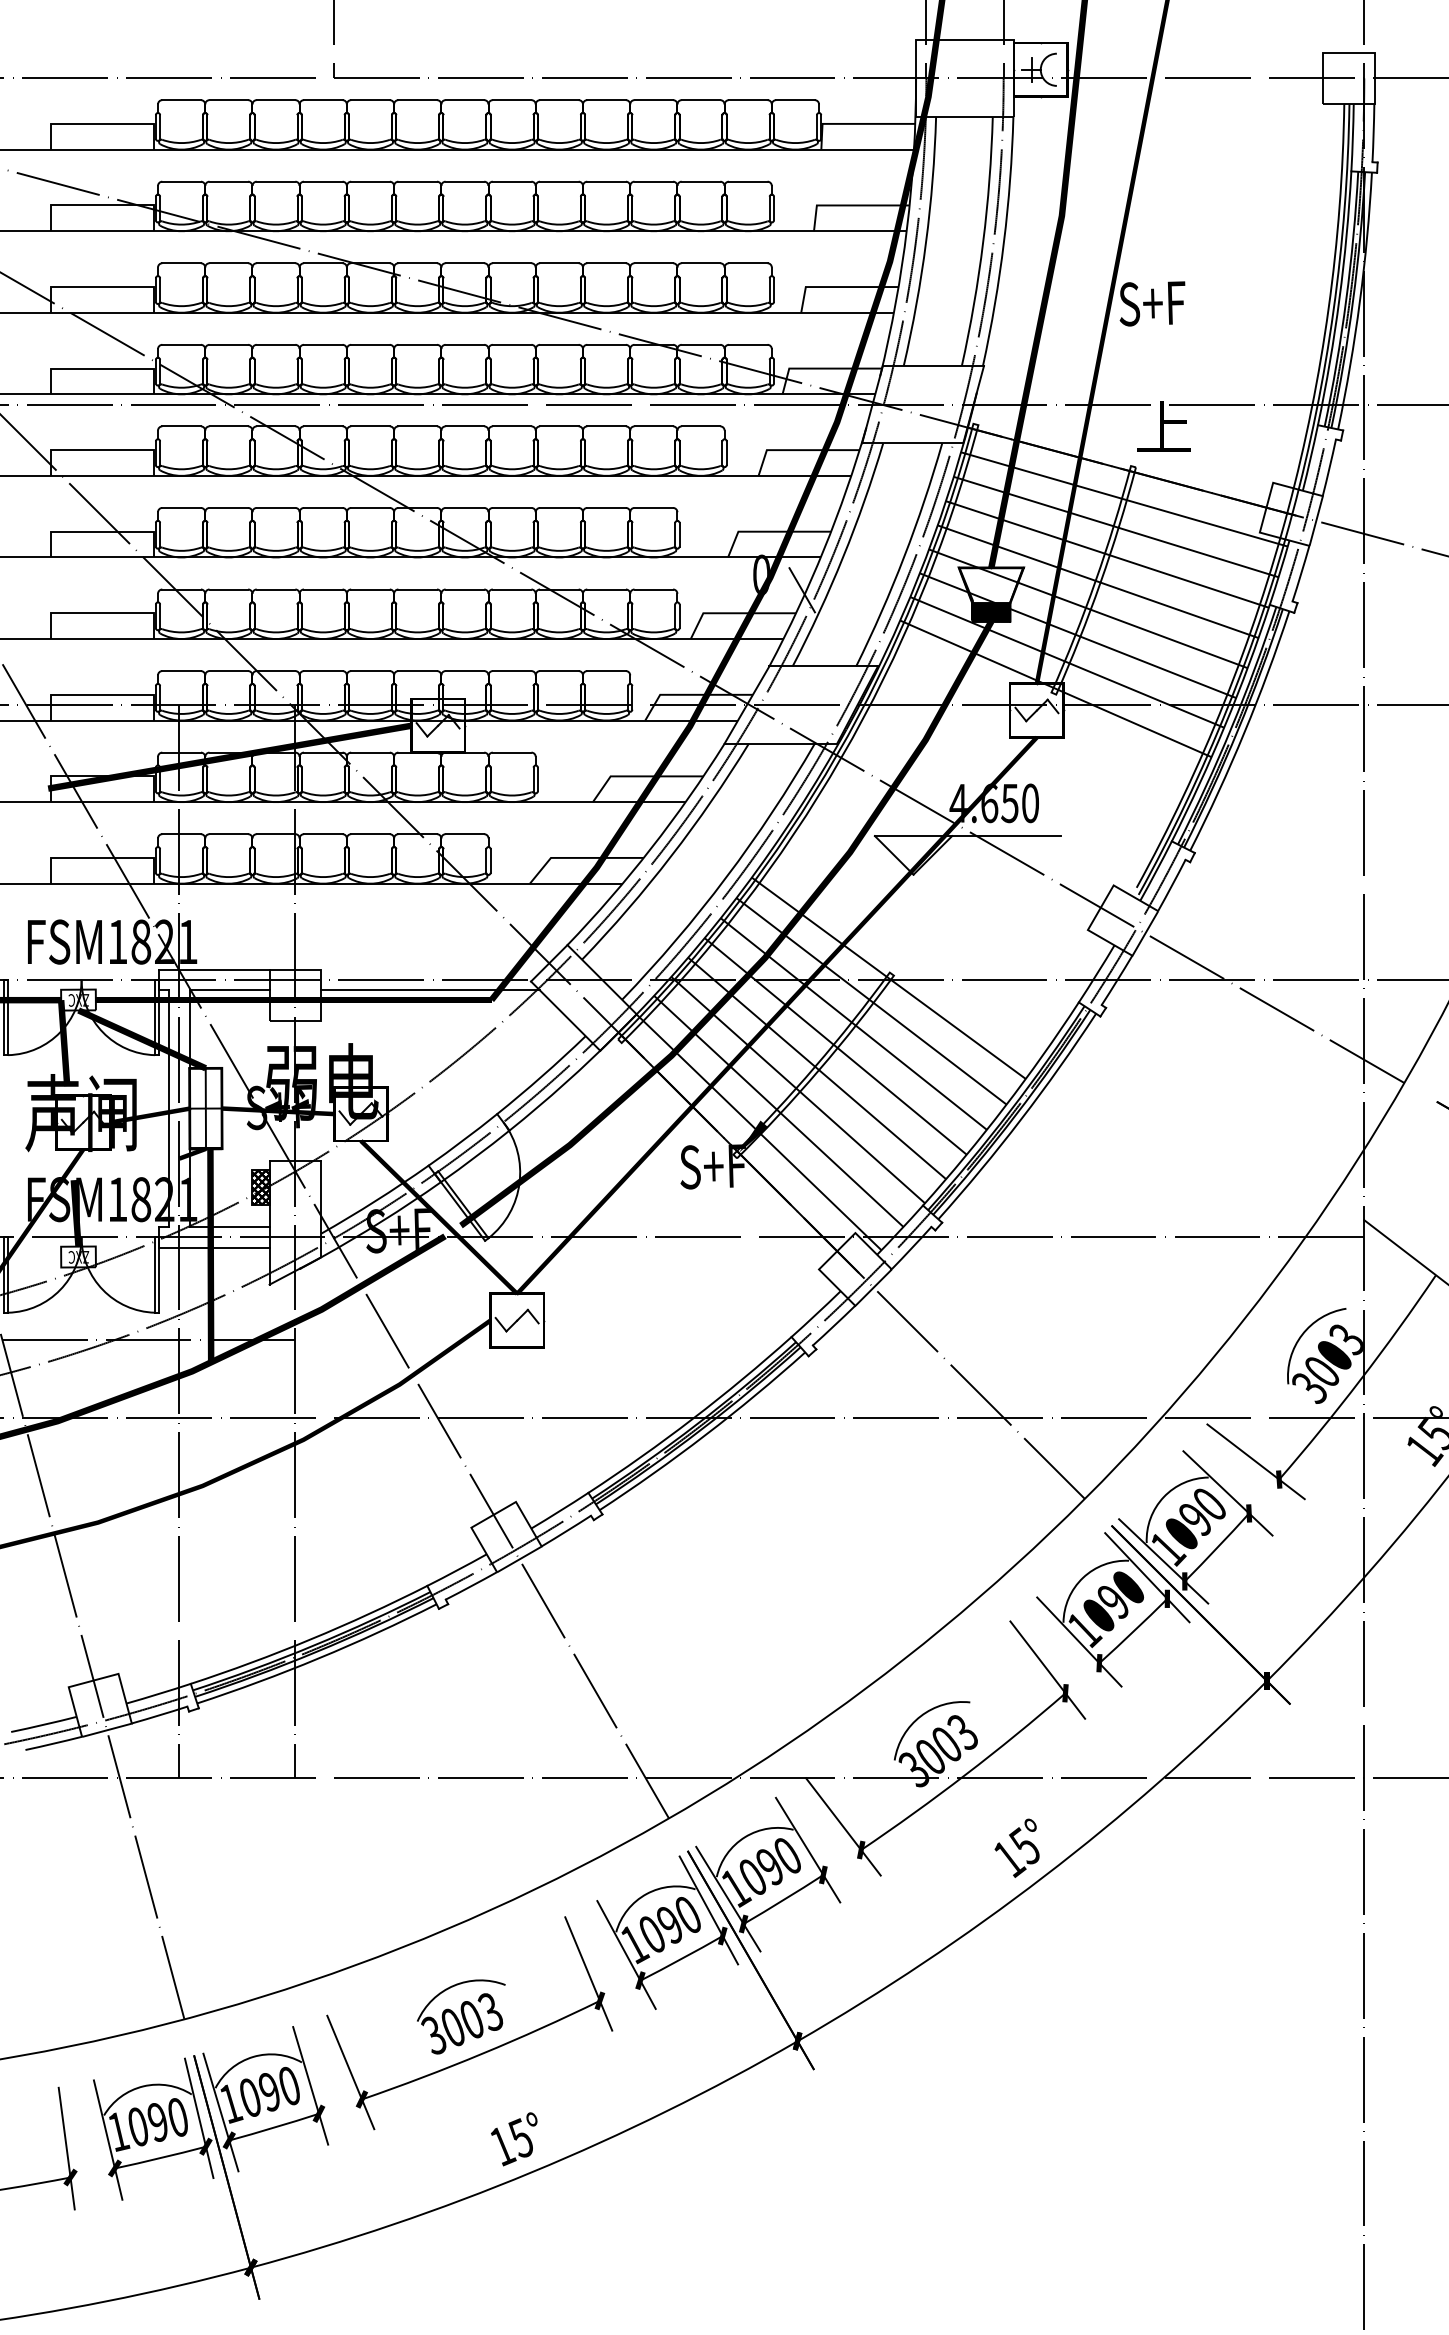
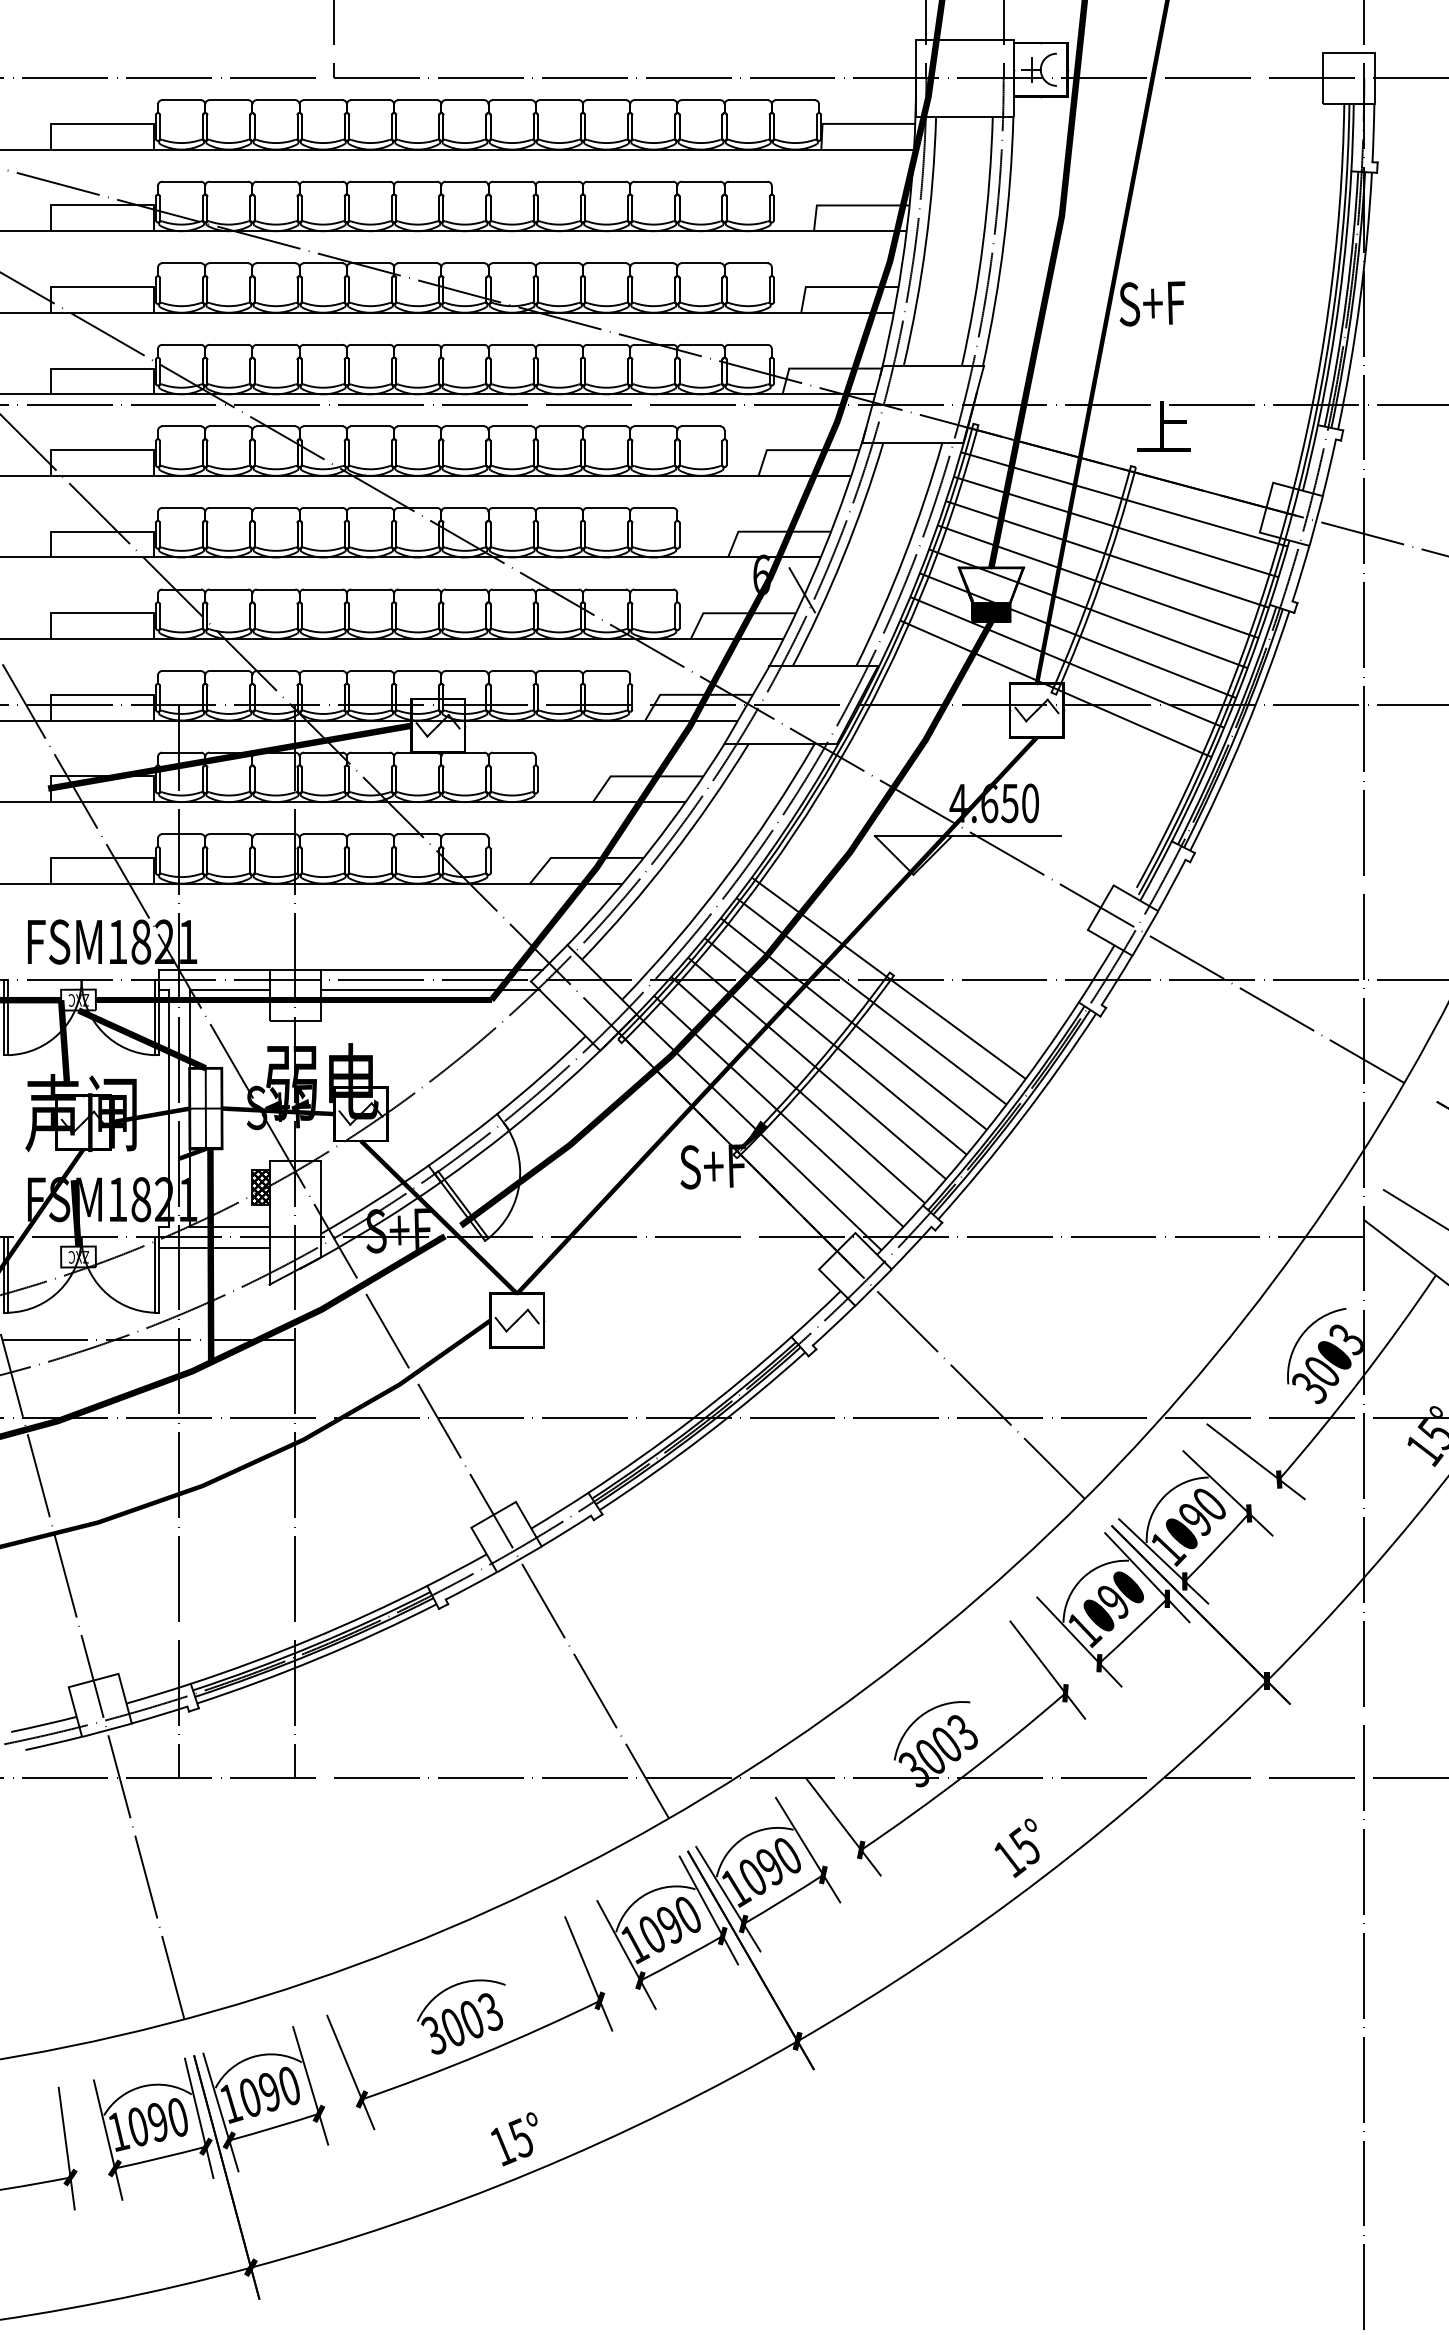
text: 0 -> 6 (761, 574)
line: none -> present (432, 969)
line: none -> present (1414, 1208)
